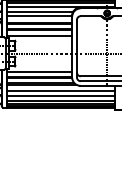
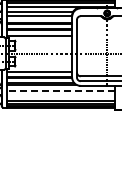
line: solid -> dashed (60, 90)
line: present -> none (60, 95)
